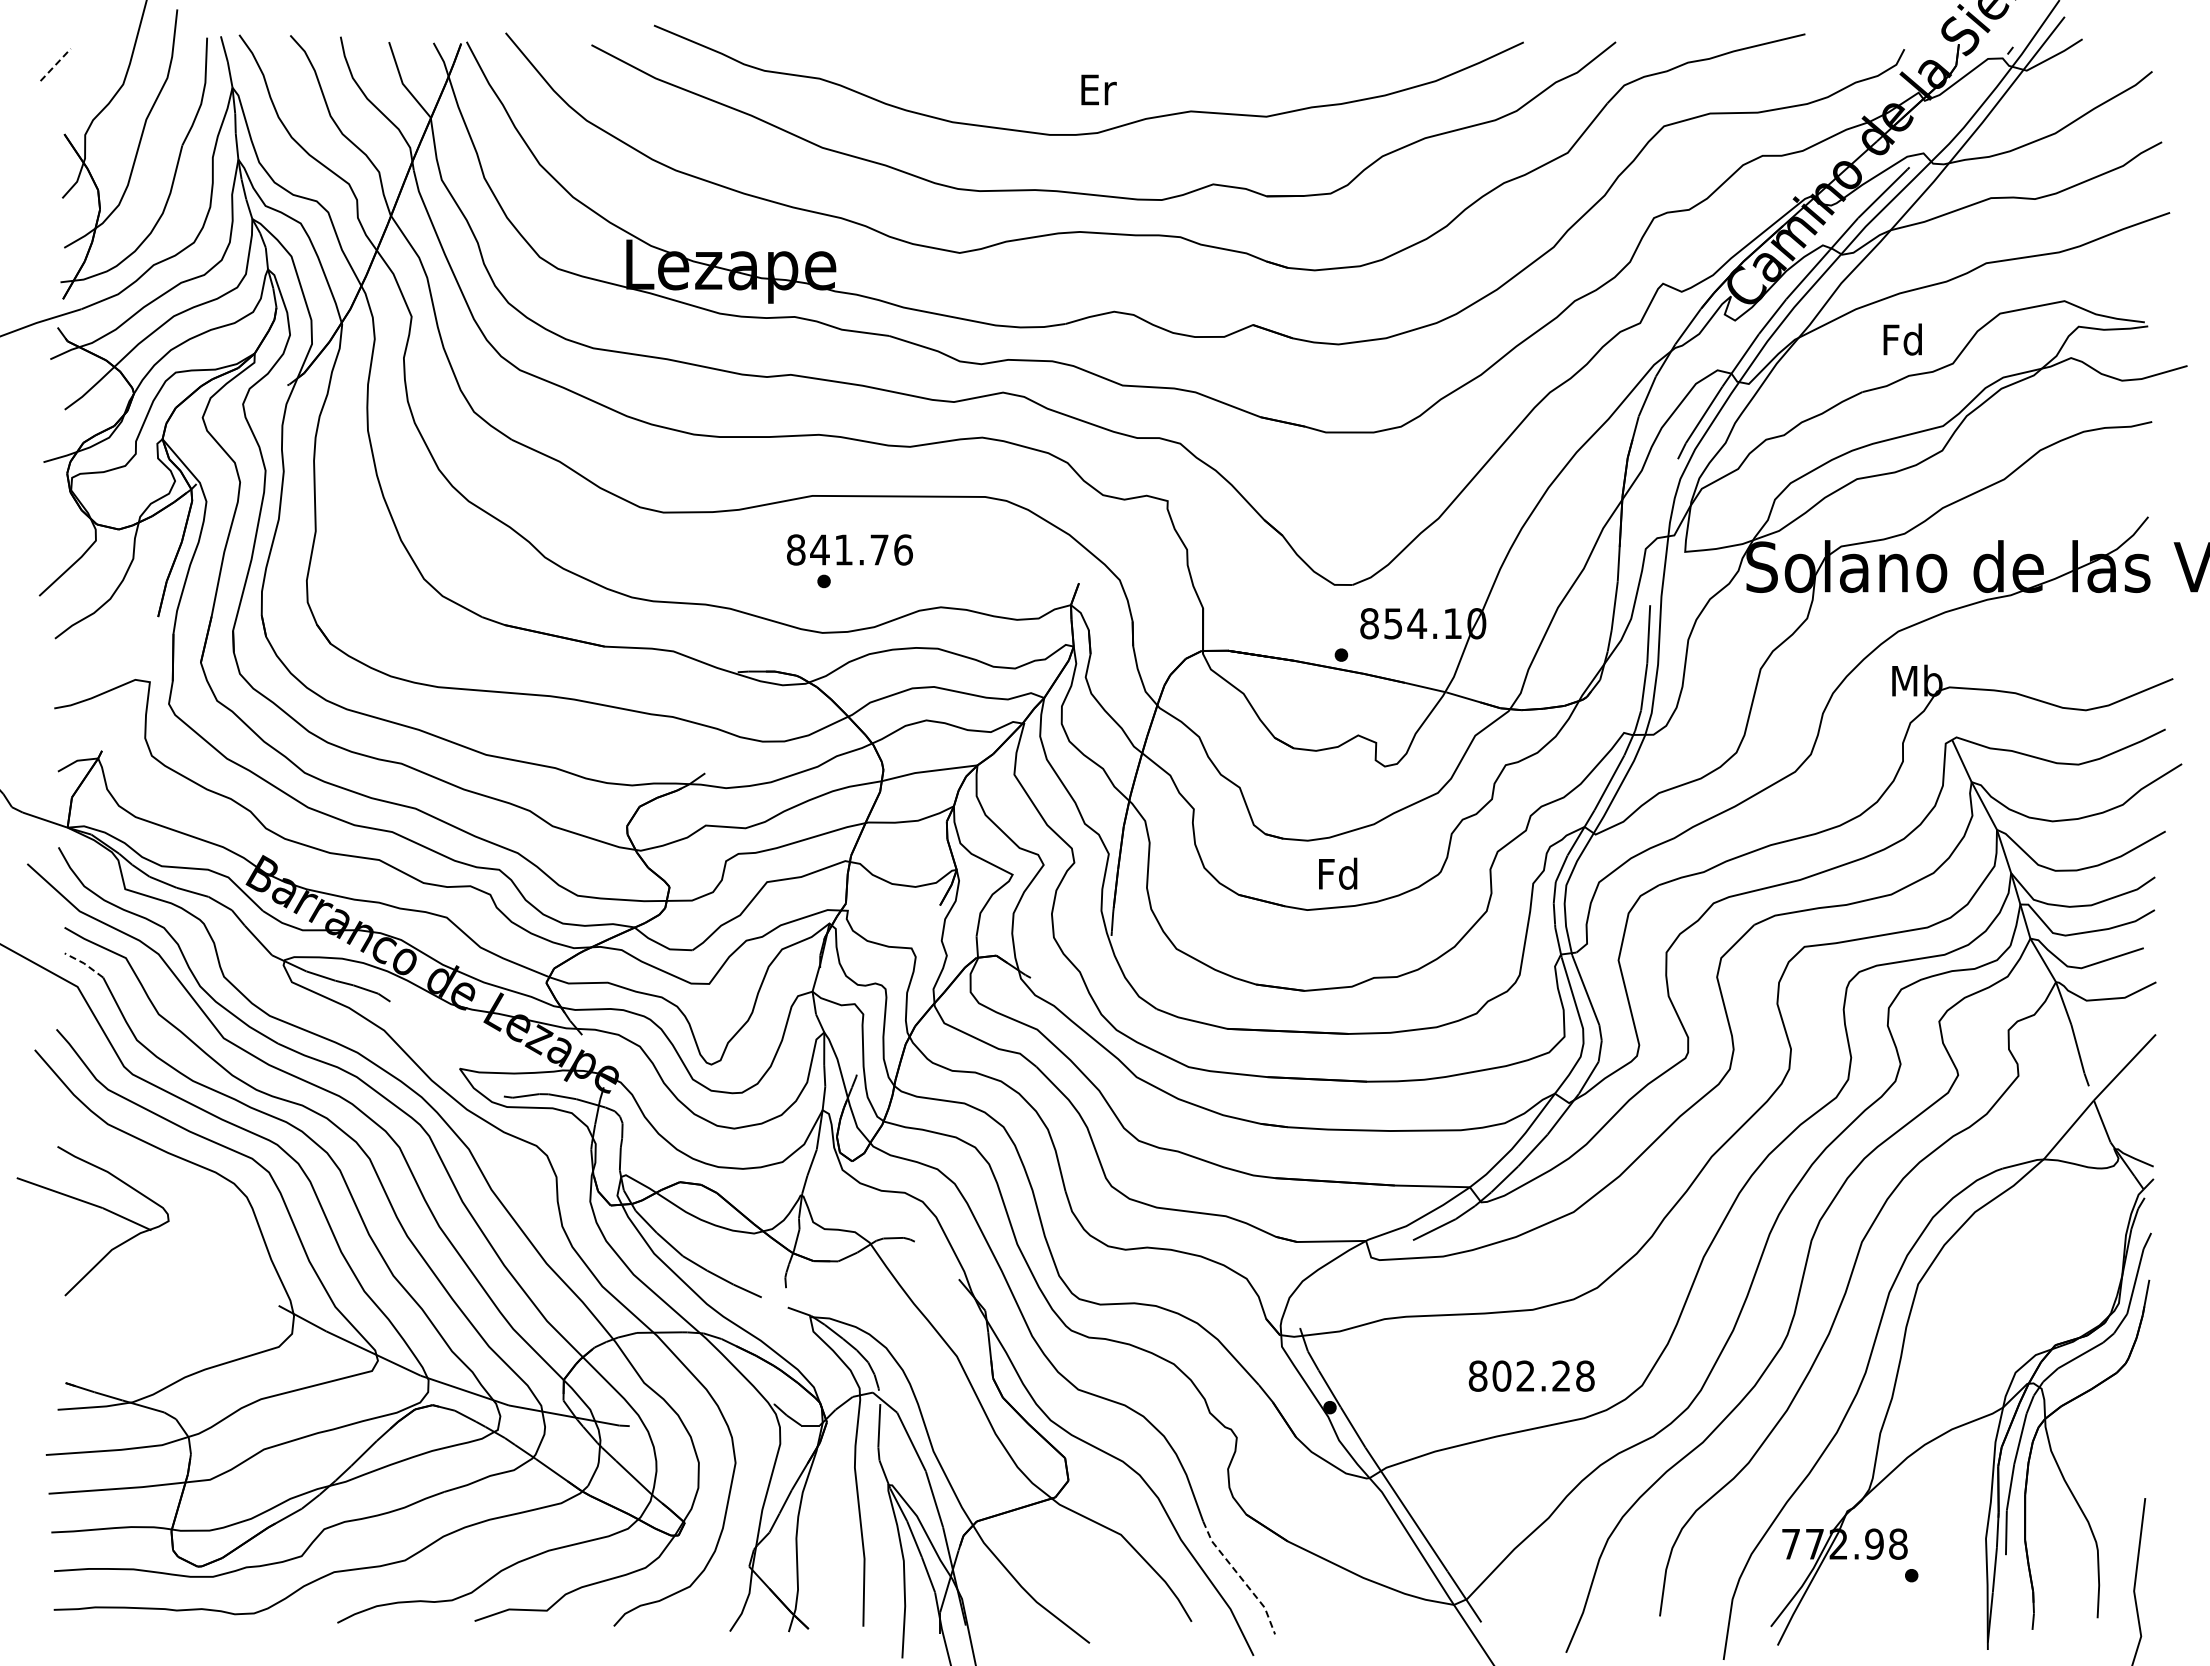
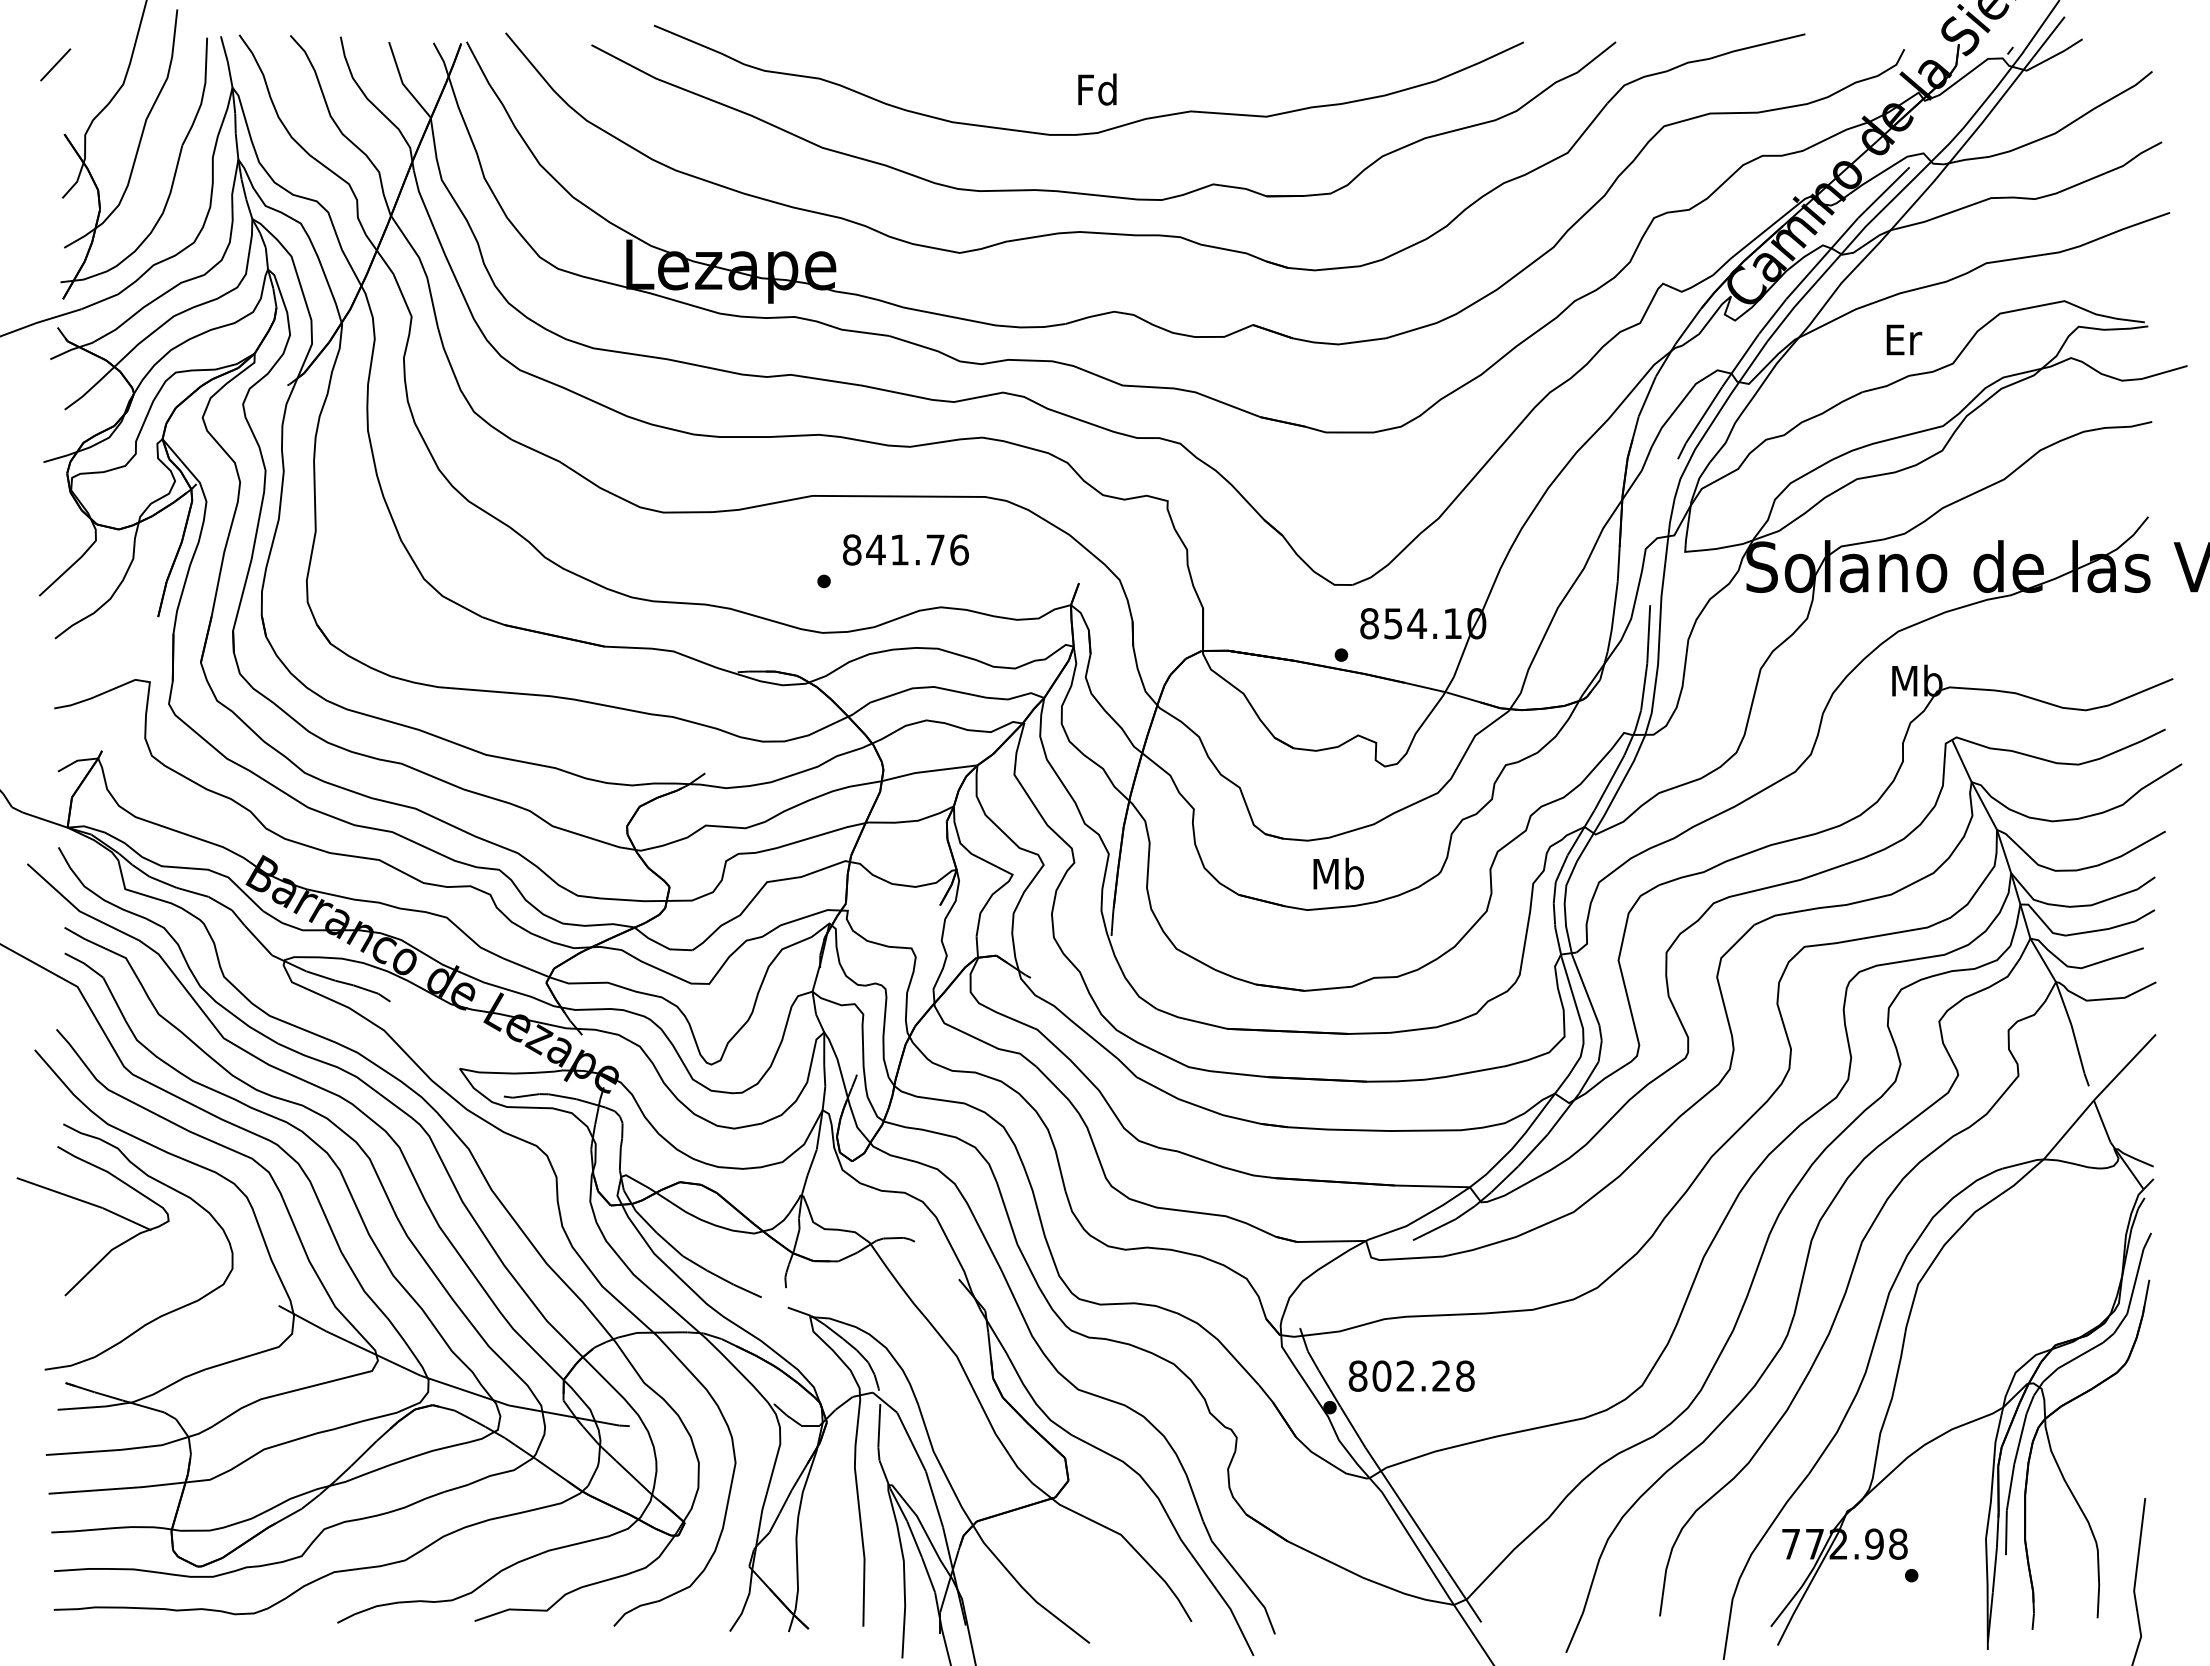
line: dashed -> solid (56, 64)
text: Er -> Fd (1097, 89)
text: Fd -> Er (1902, 339)
text position: (849, 549) -> (905, 549) (905, 549)
text: Fd -> Mb (1338, 873)
line: dashed -> solid (83, 963)
curve: none -> present (167, 1187)
text position: (1531, 1375) -> (1411, 1375) (1411, 1375)
line: dashed -> solid (1240, 1577)
